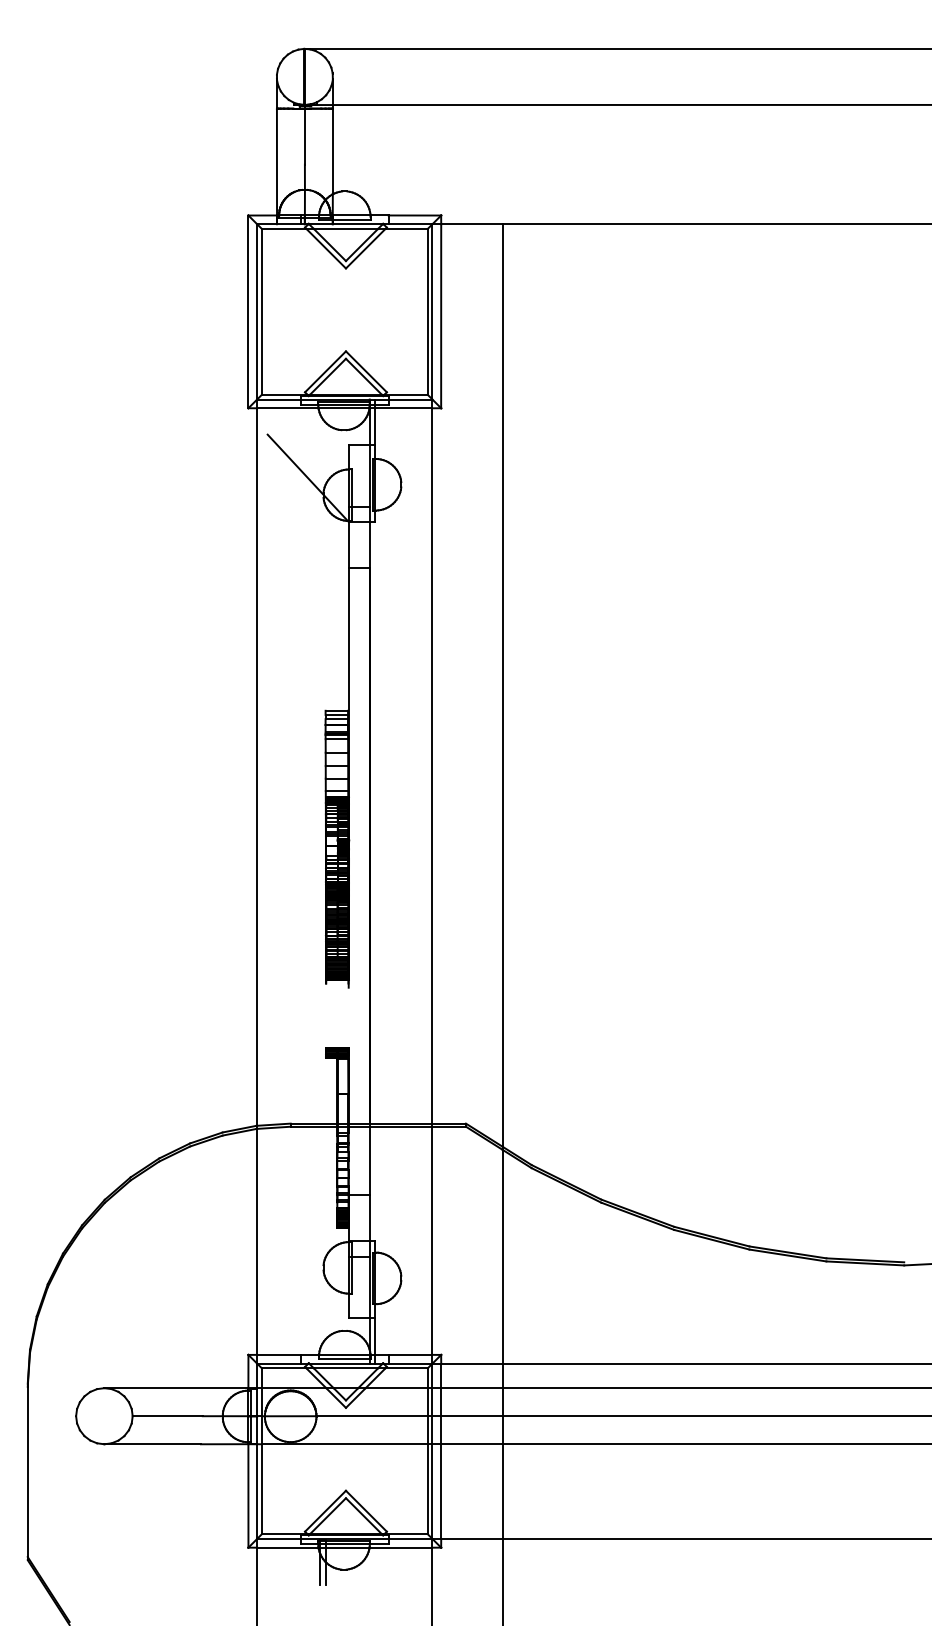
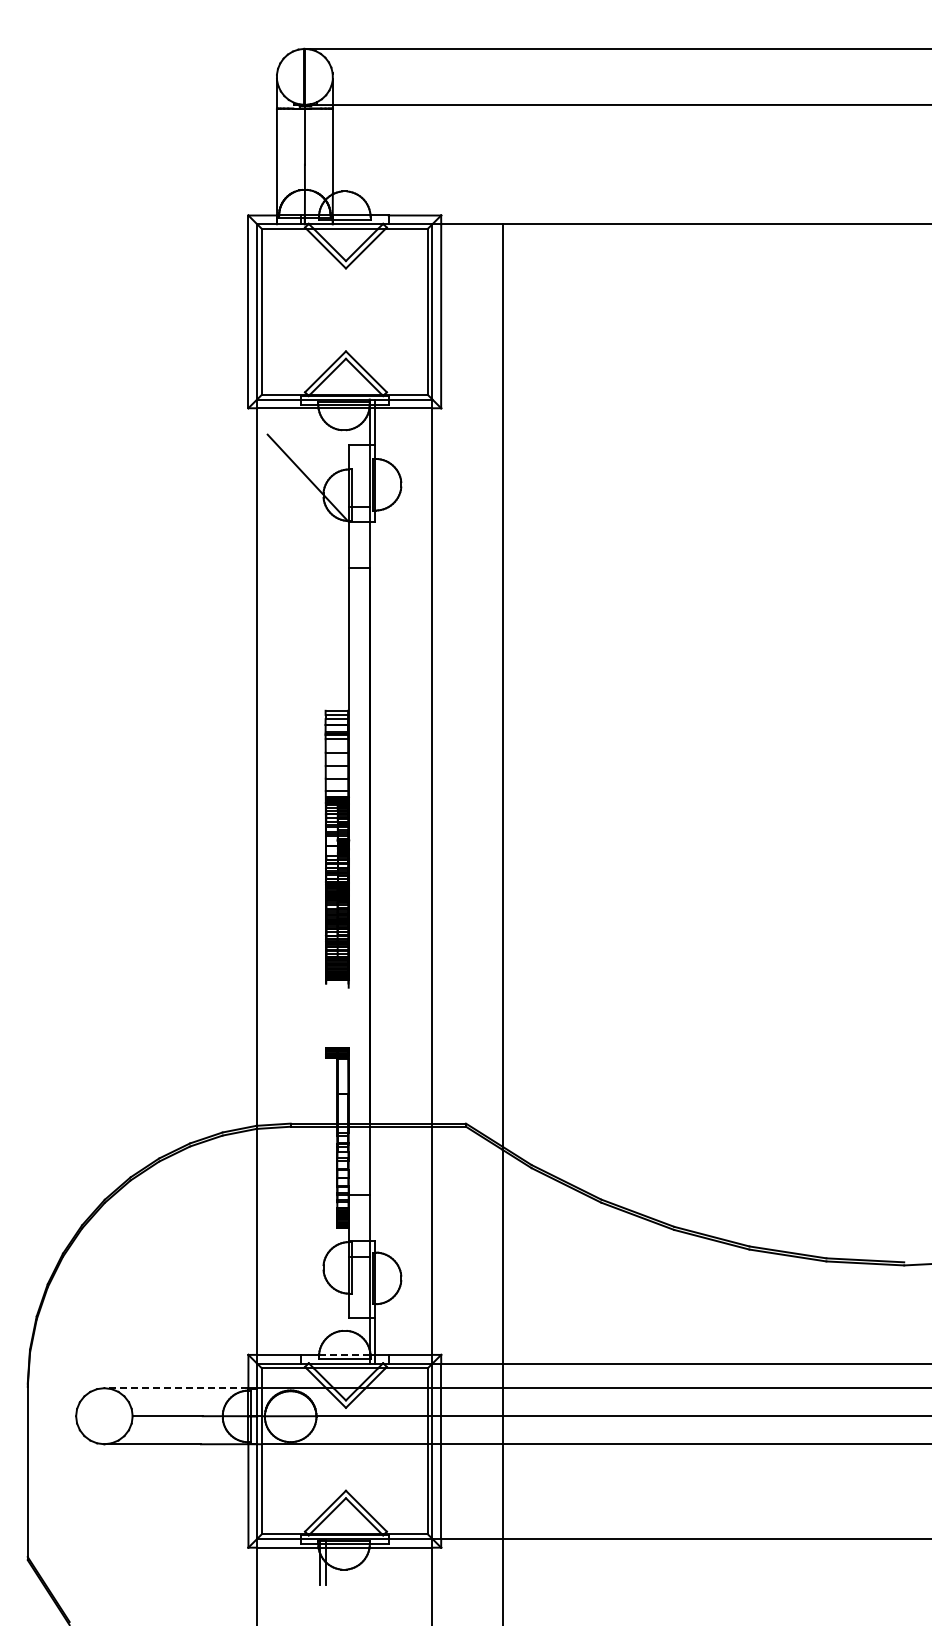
line: solid -> dashed (343, 1354)
line: solid -> dashed (176, 1388)
